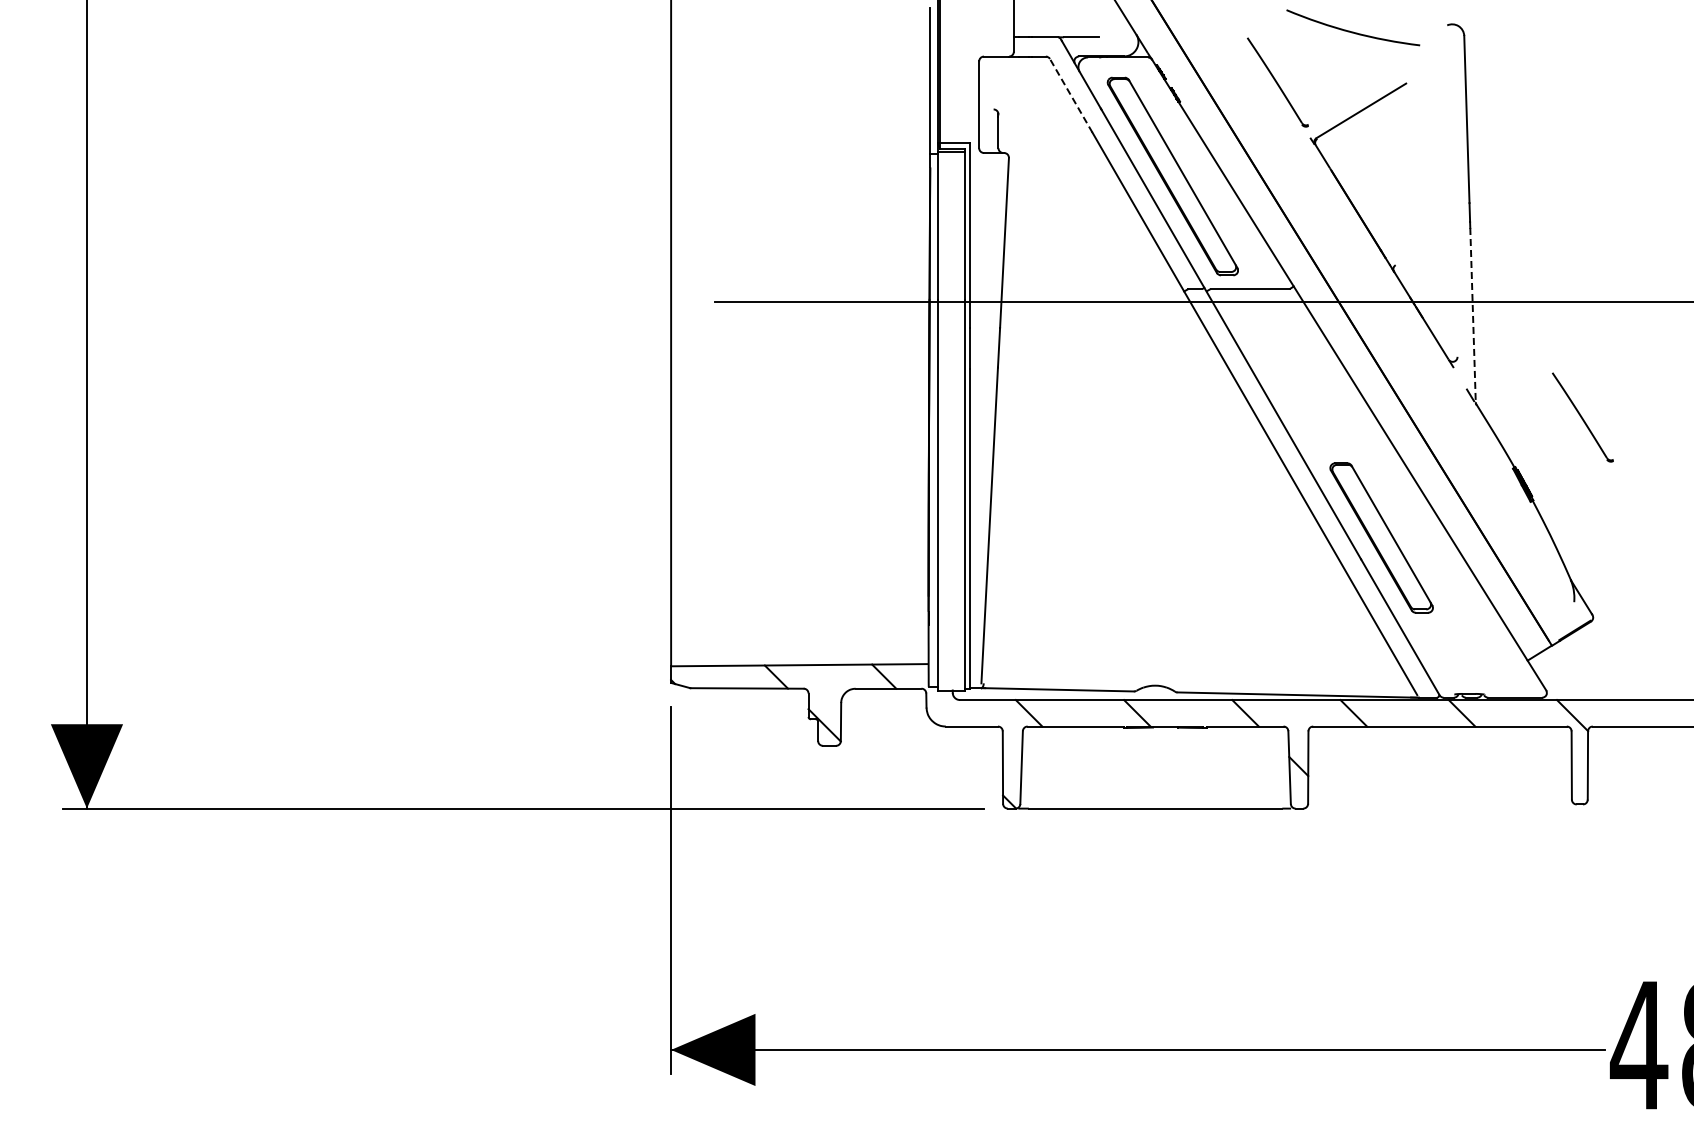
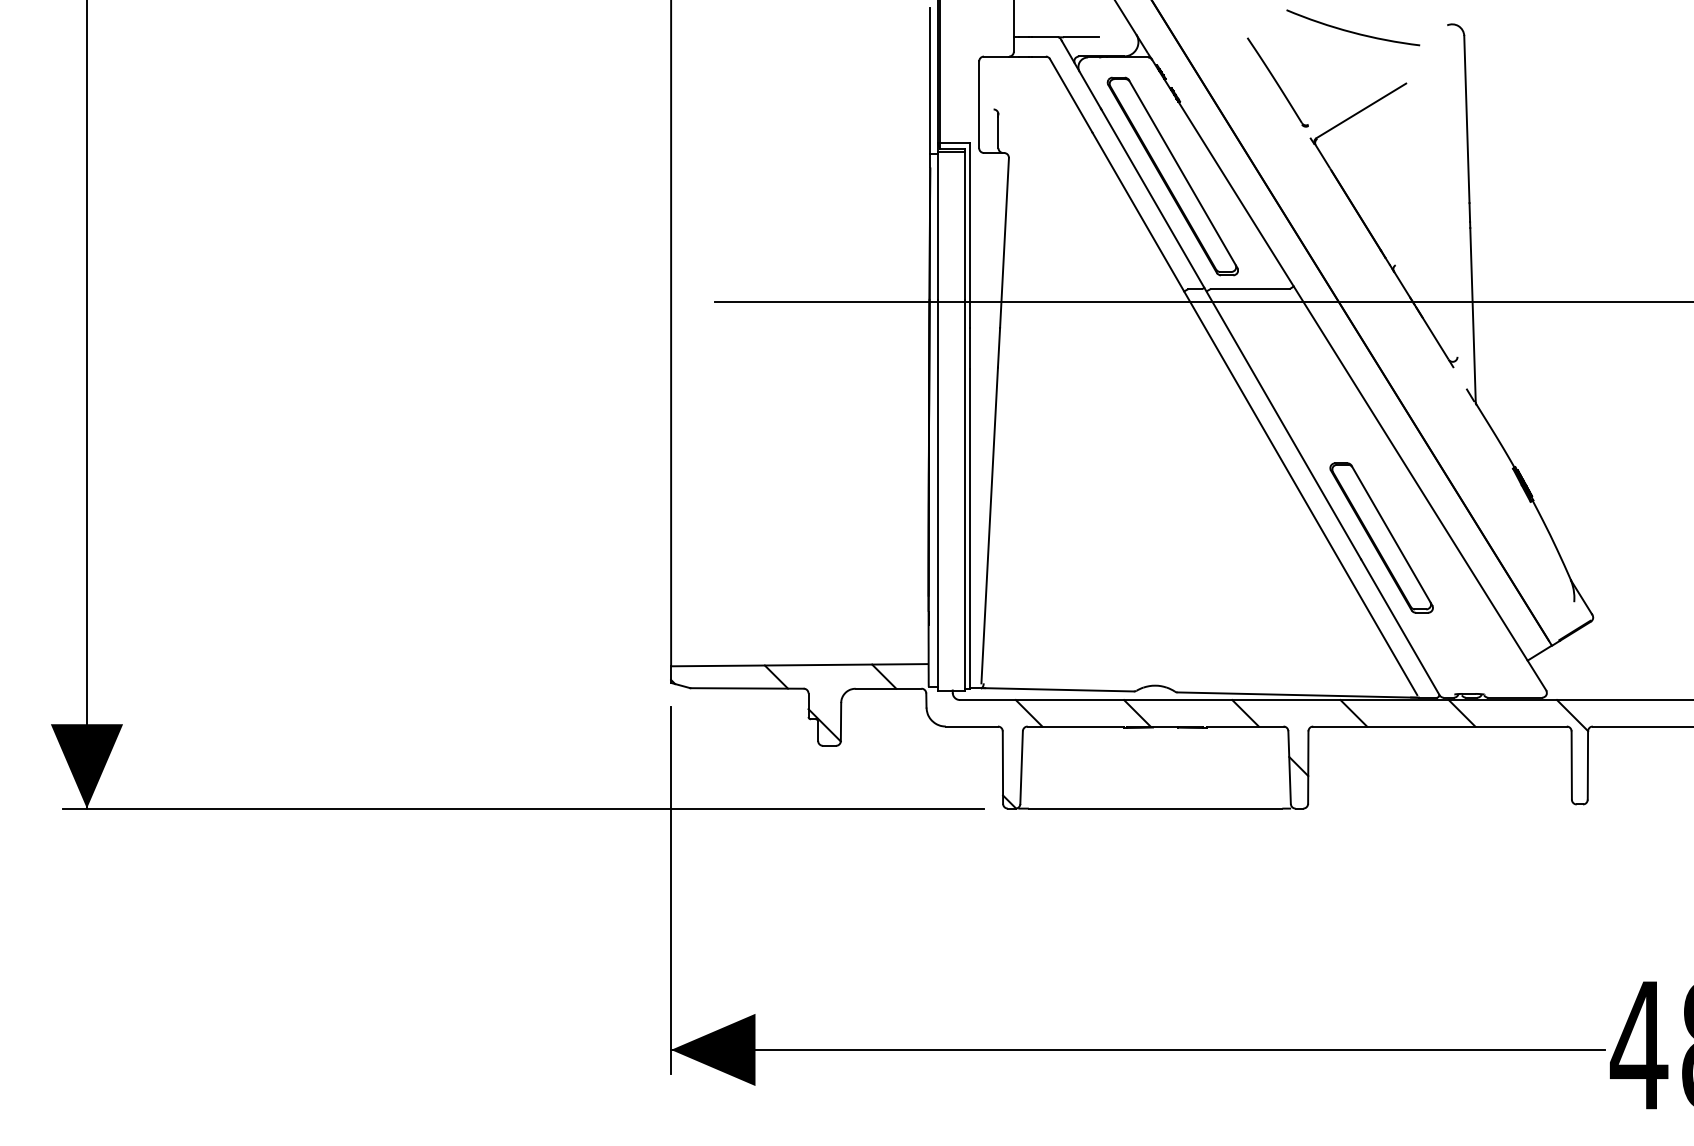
line: dashed -> solid (1071, 95)
line: dashed -> solid (1473, 315)
part: present -> none (1582, 417)
